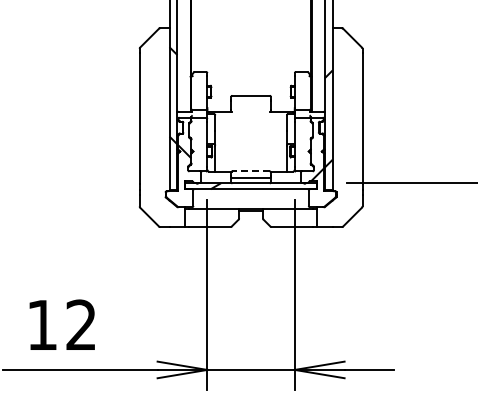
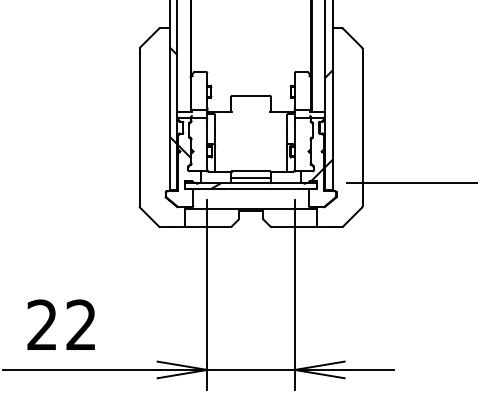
line: dashed -> solid (251, 171)
text: 12 -> 22 (41, 324)
